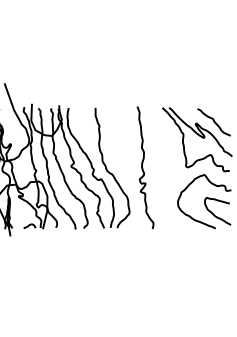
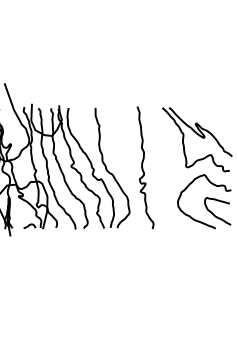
curve: present -> none (213, 122)
